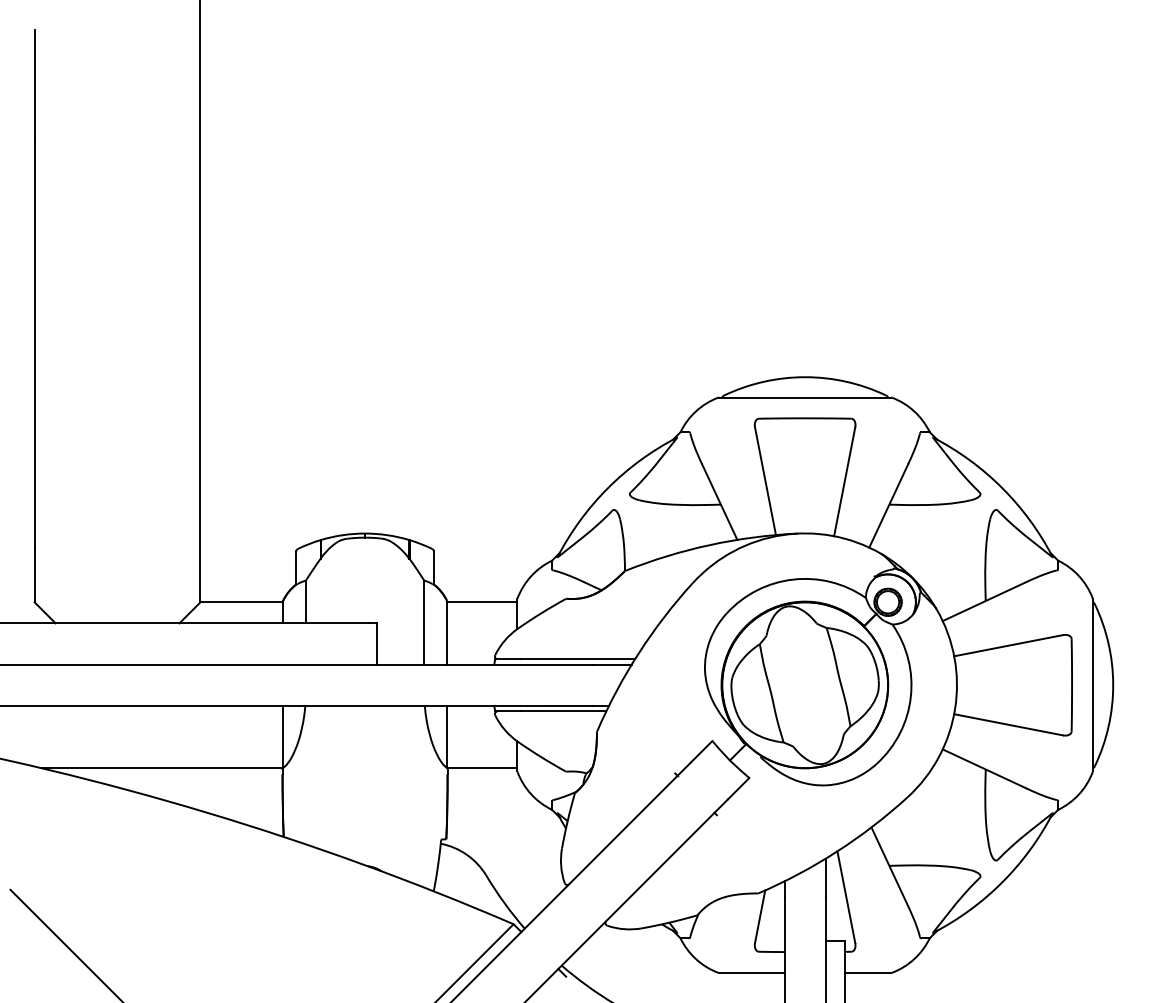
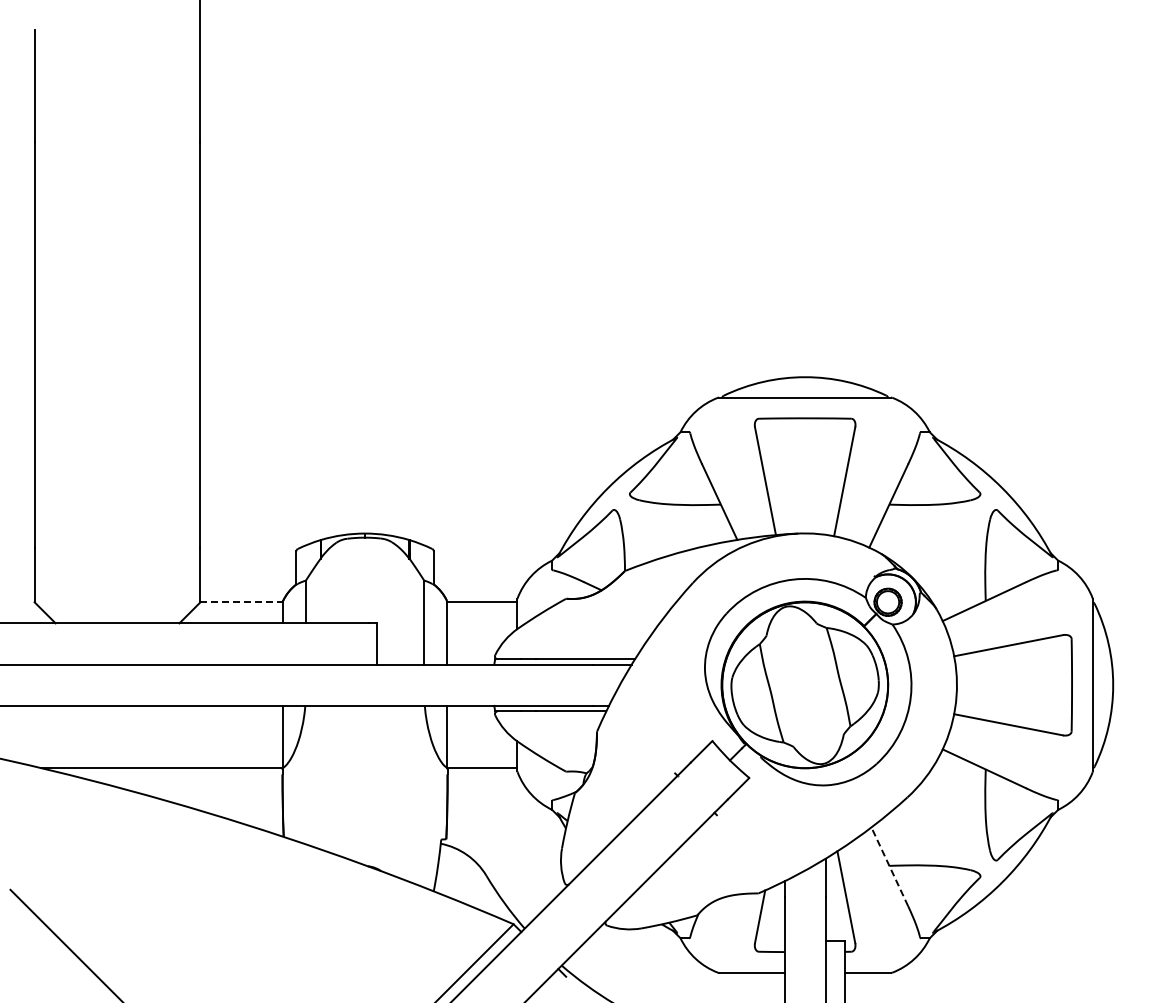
line: solid -> dashed (242, 602)
line: solid -> dashed (889, 866)
